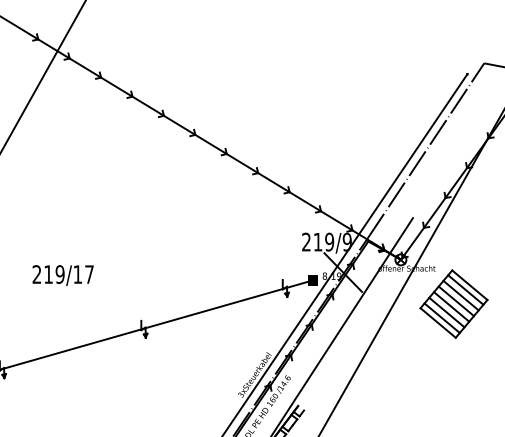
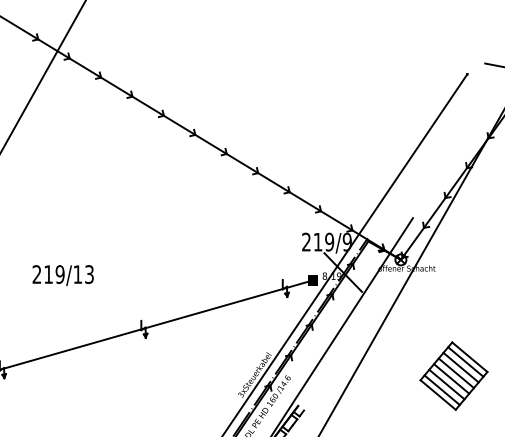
line: present -> none (425, 150)
text: 219/17 -> 219/13 (89, 274)
part position: (453, 303) -> (453, 375) (453, 375)
